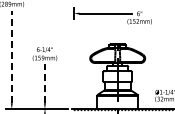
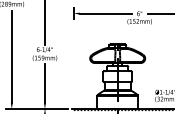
line: none -> present (159, 13)
line: none -> present (44, 23)
line: dashed -> solid (11, 57)
line: dashed -> solid (44, 83)
